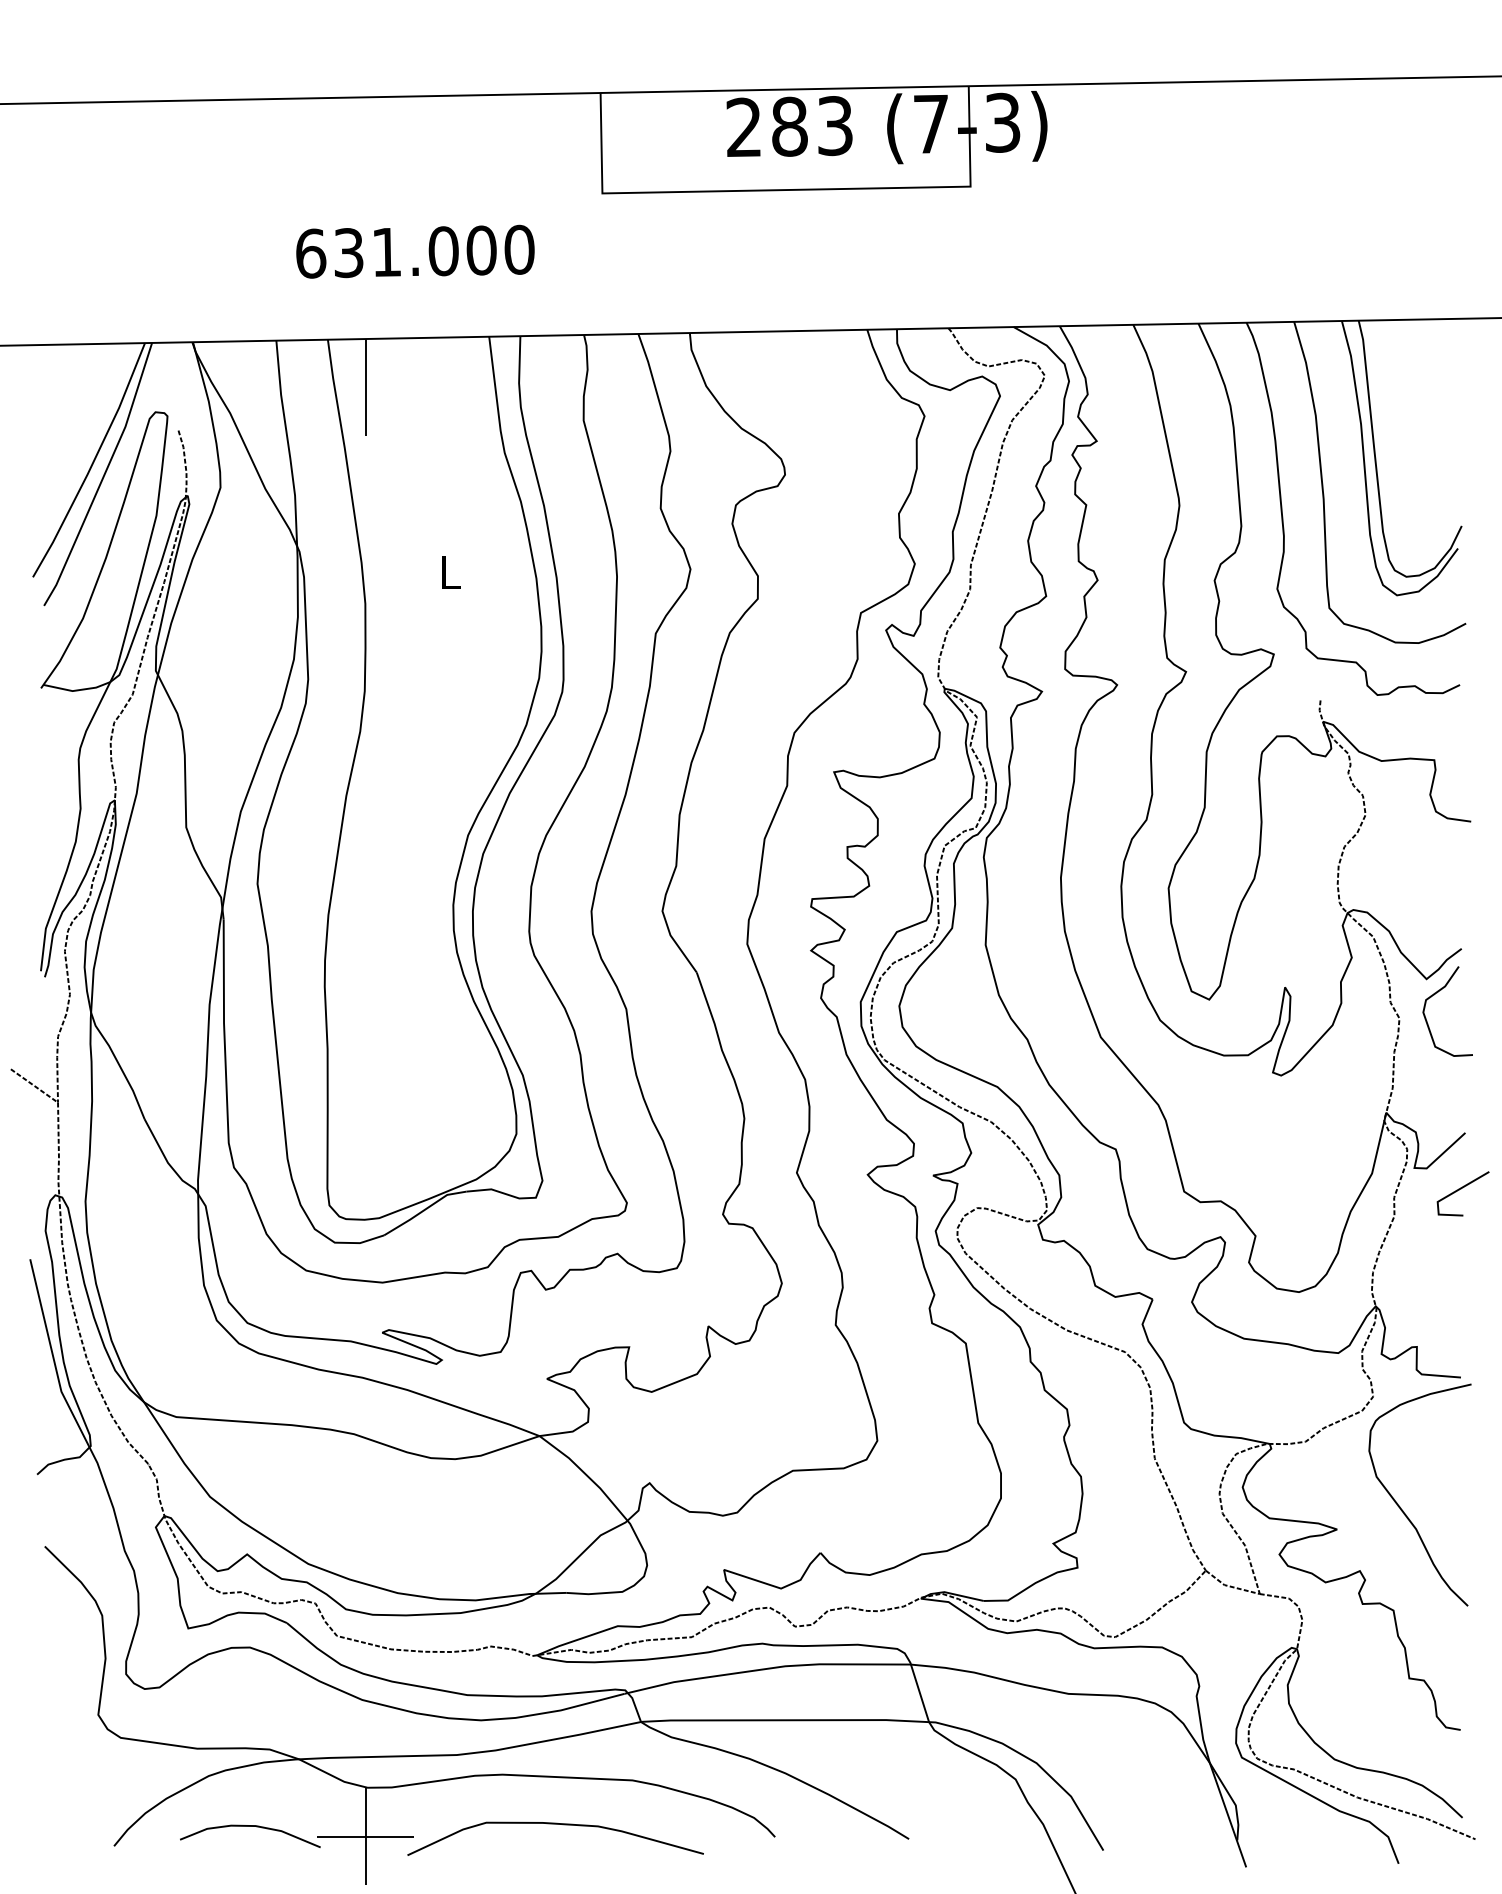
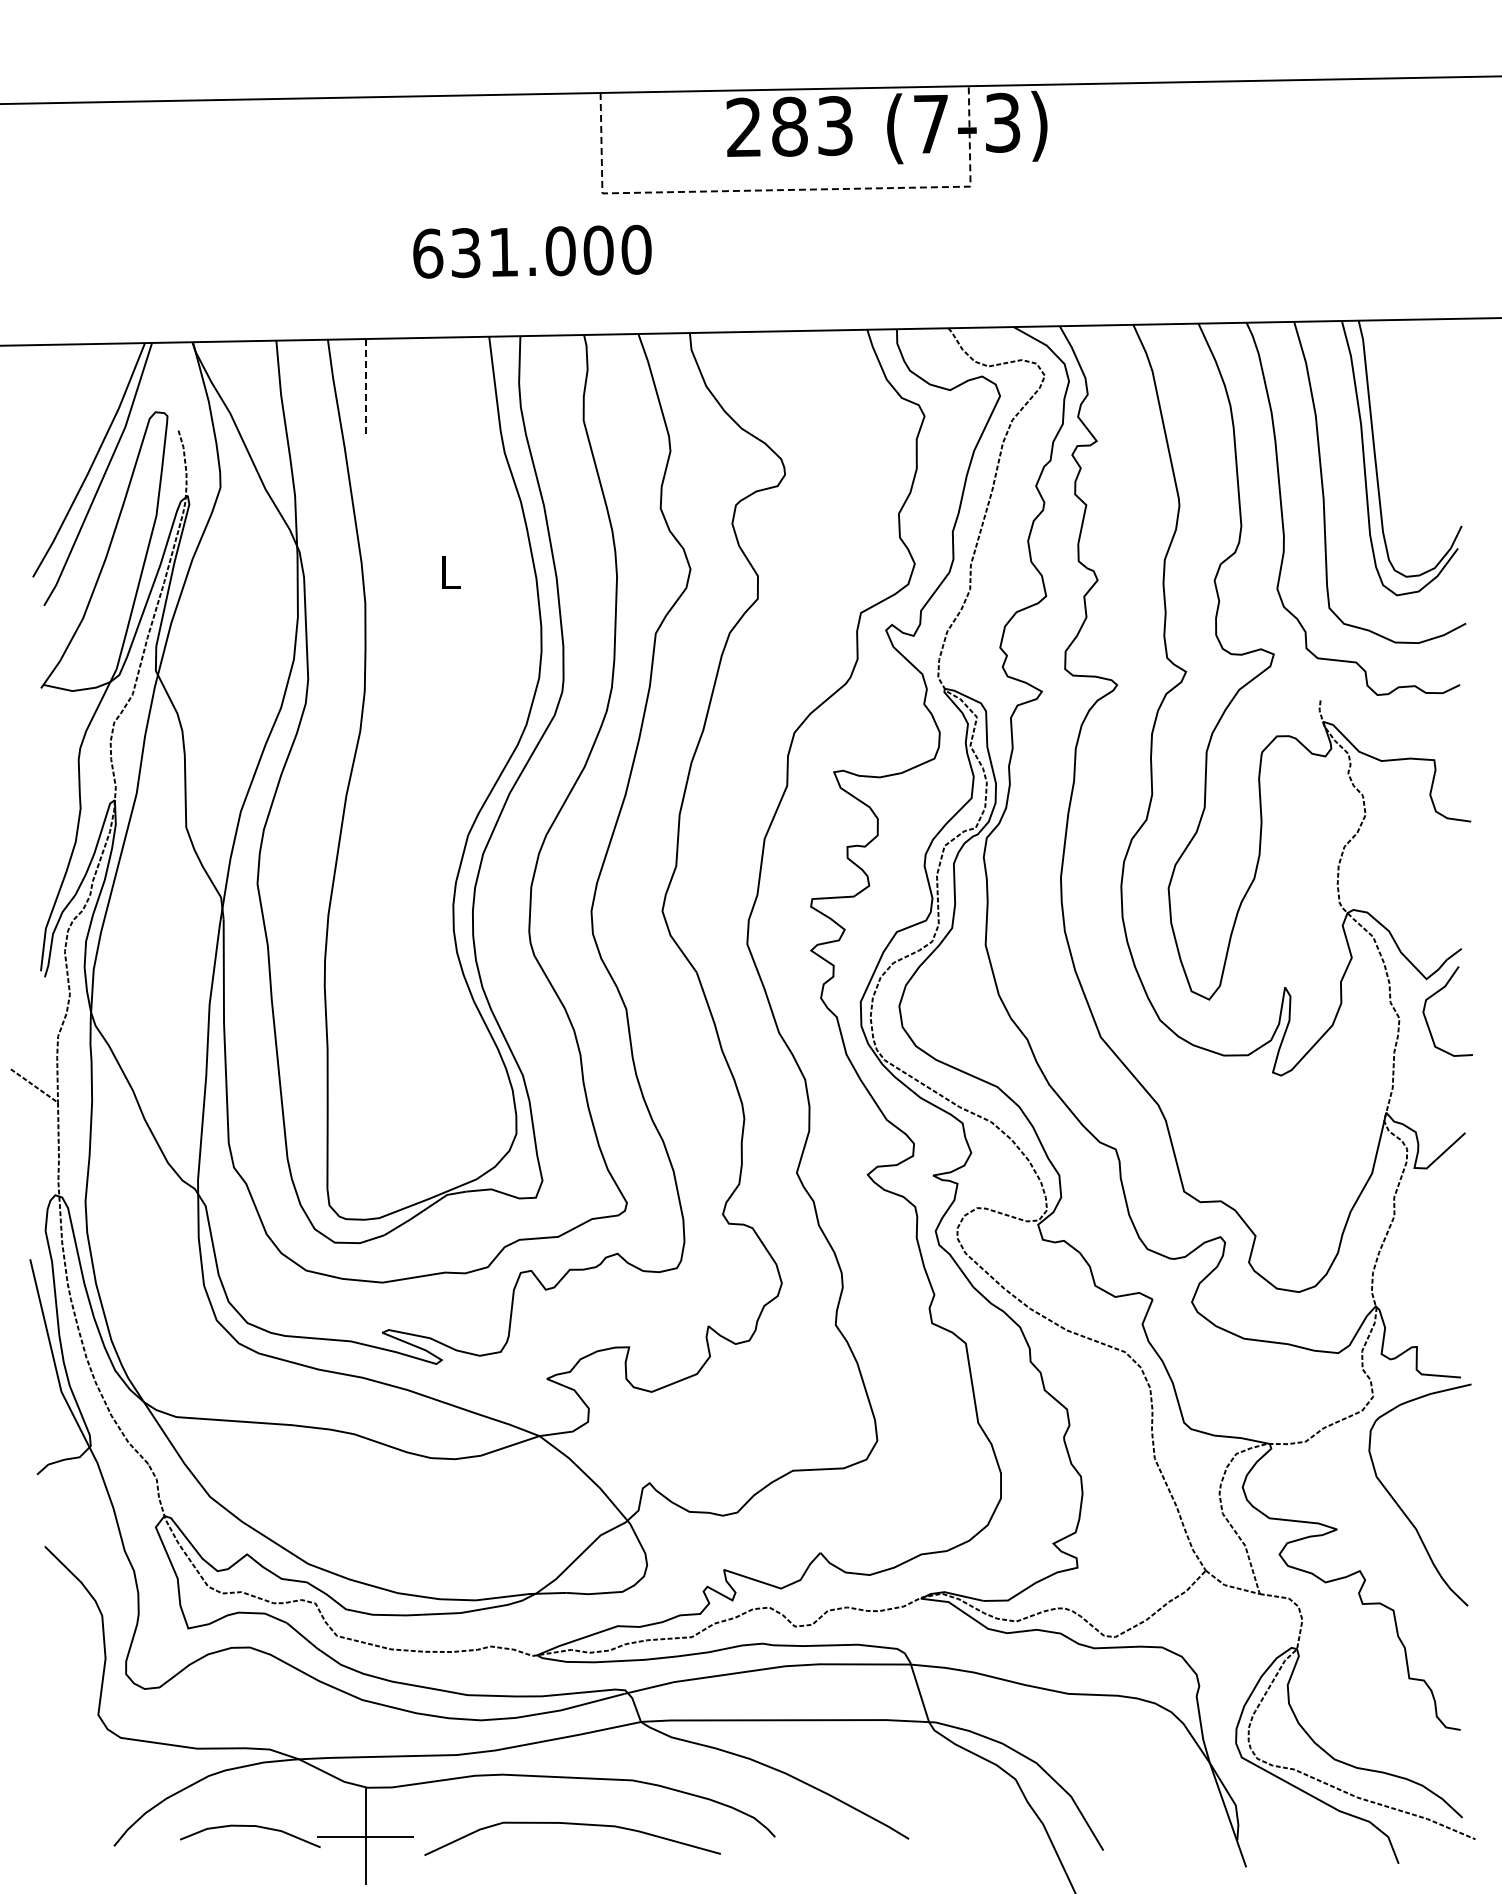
line: solid -> dashed (787, 190)
text position: (415, 251) -> (532, 251) (532, 251)
line: solid -> dashed (365, 387)
line: present -> none (1461, 1189)
curve position: (555, 1824) -> (572, 1824) (572, 1824)
